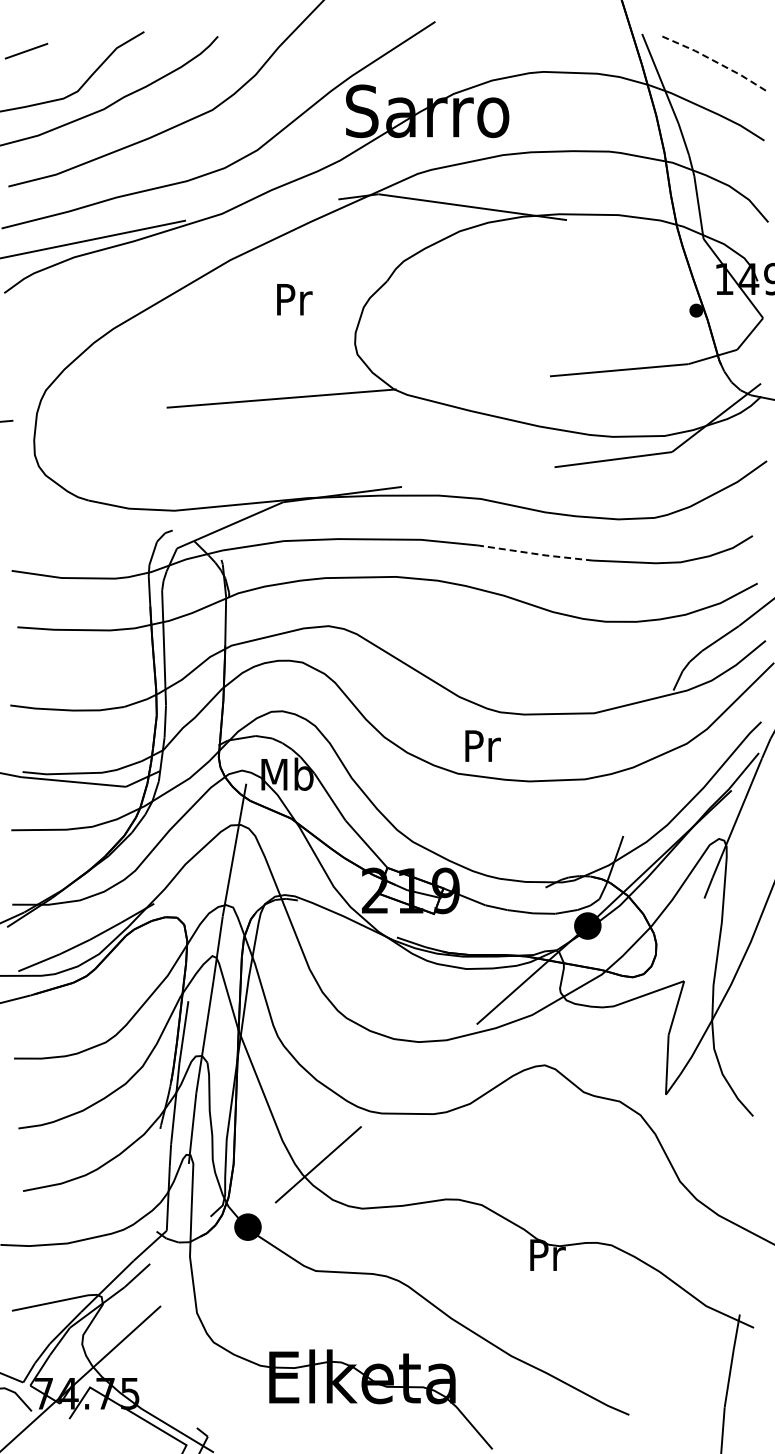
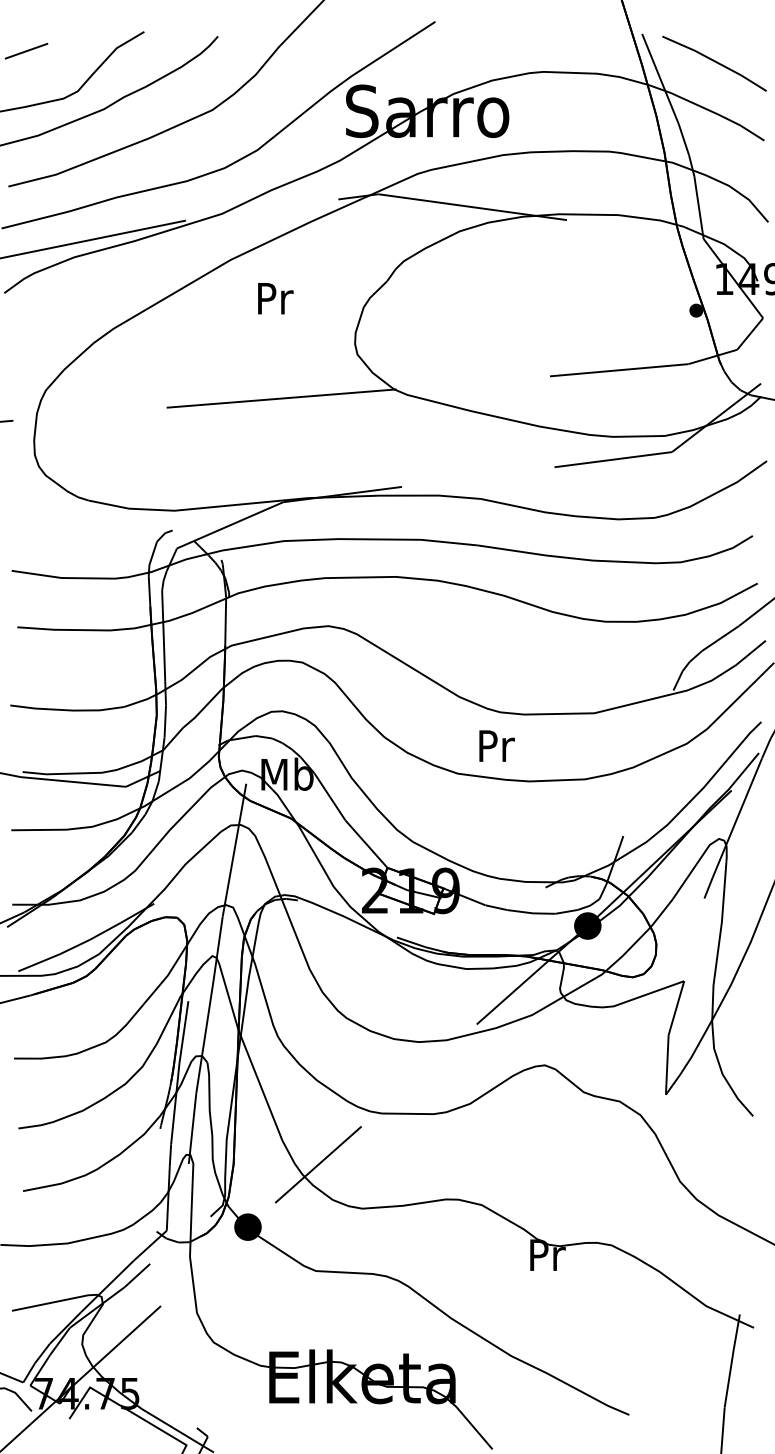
line: dashed -> solid (716, 62)
text position: (294, 299) -> (275, 298) (275, 298)
line: dashed -> solid (536, 554)
text position: (482, 745) -> (496, 745) (496, 745)
